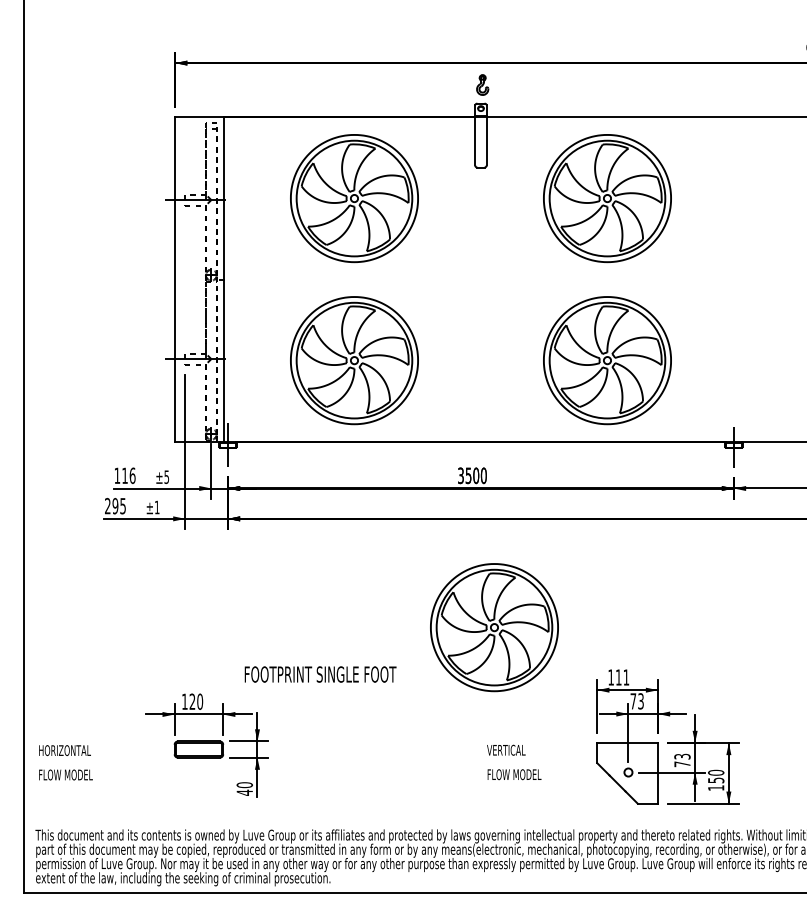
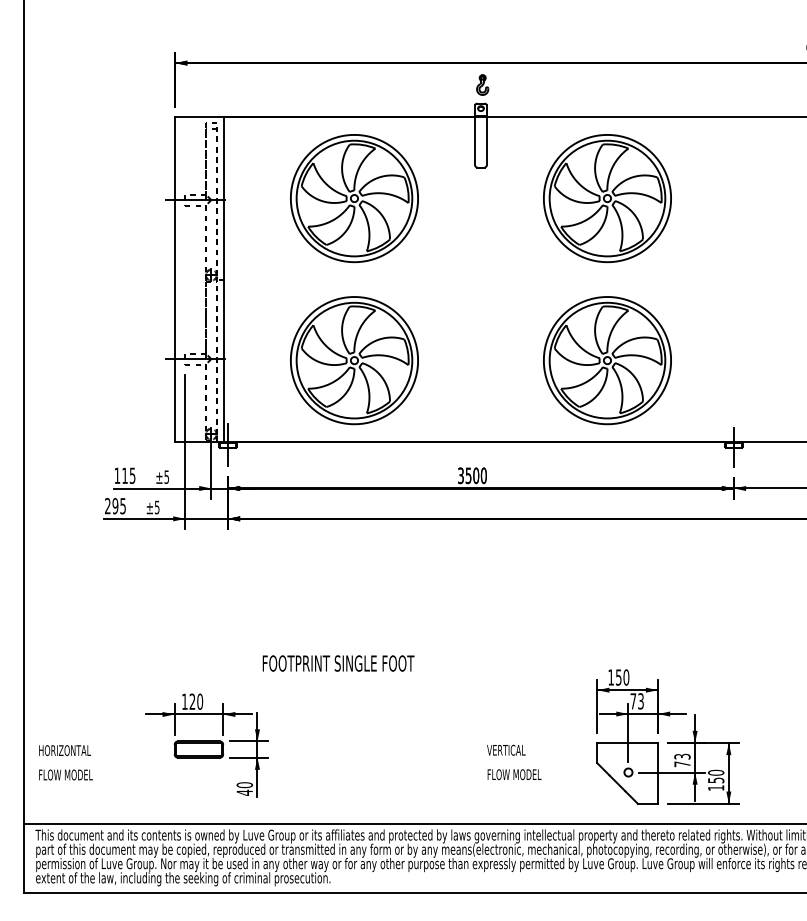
text: 116 -> 115 (132, 475)
text: ±1 -> ±5 (156, 507)
part: present -> none (494, 627)
text position: (320, 674) -> (338, 663) (338, 663)
text: 111 -> 150 (622, 677)
line: none -> present (413, 823)
